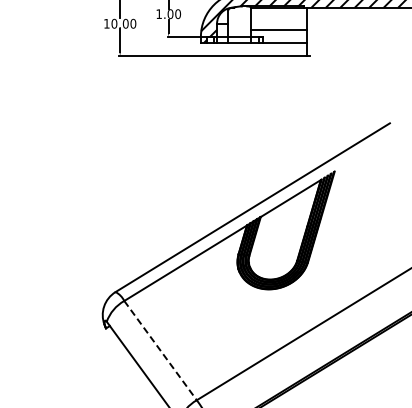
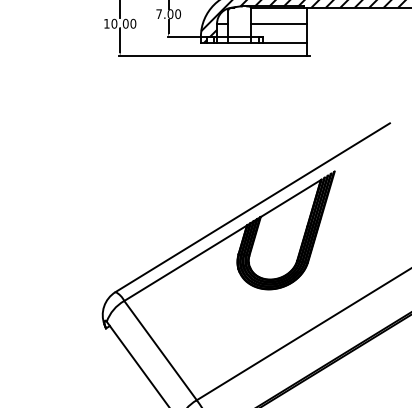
text: 1.00 -> 7.00 (158, 13)
line position: (278, 29) -> (278, 23) (278, 23)
line: dashed -> solid (160, 351)
